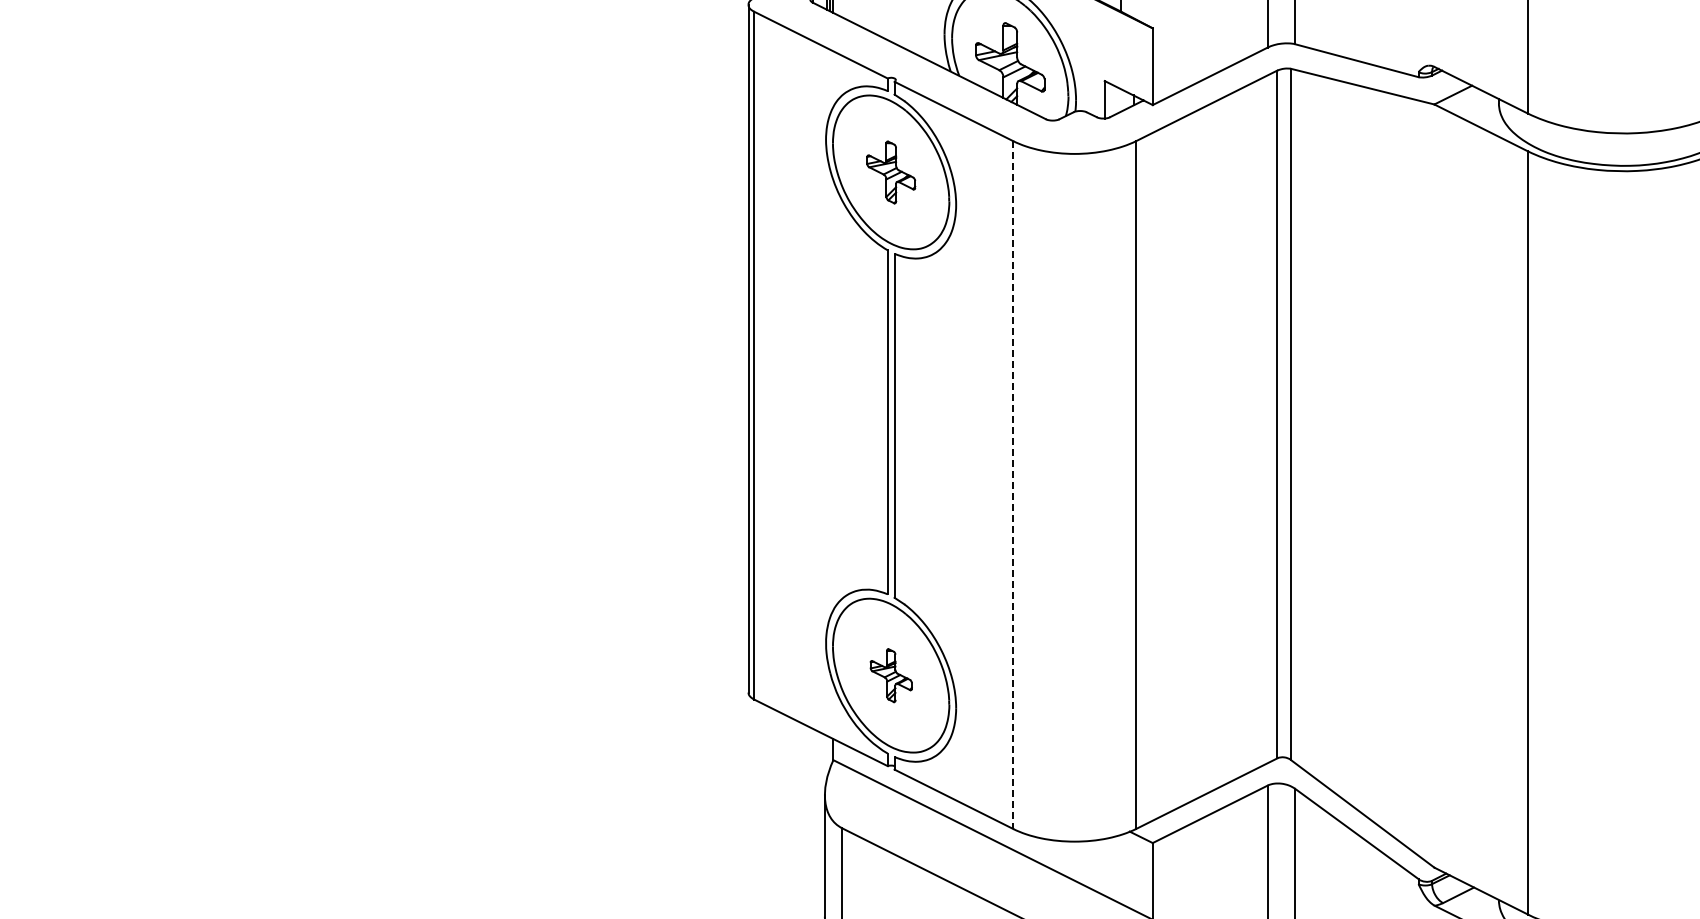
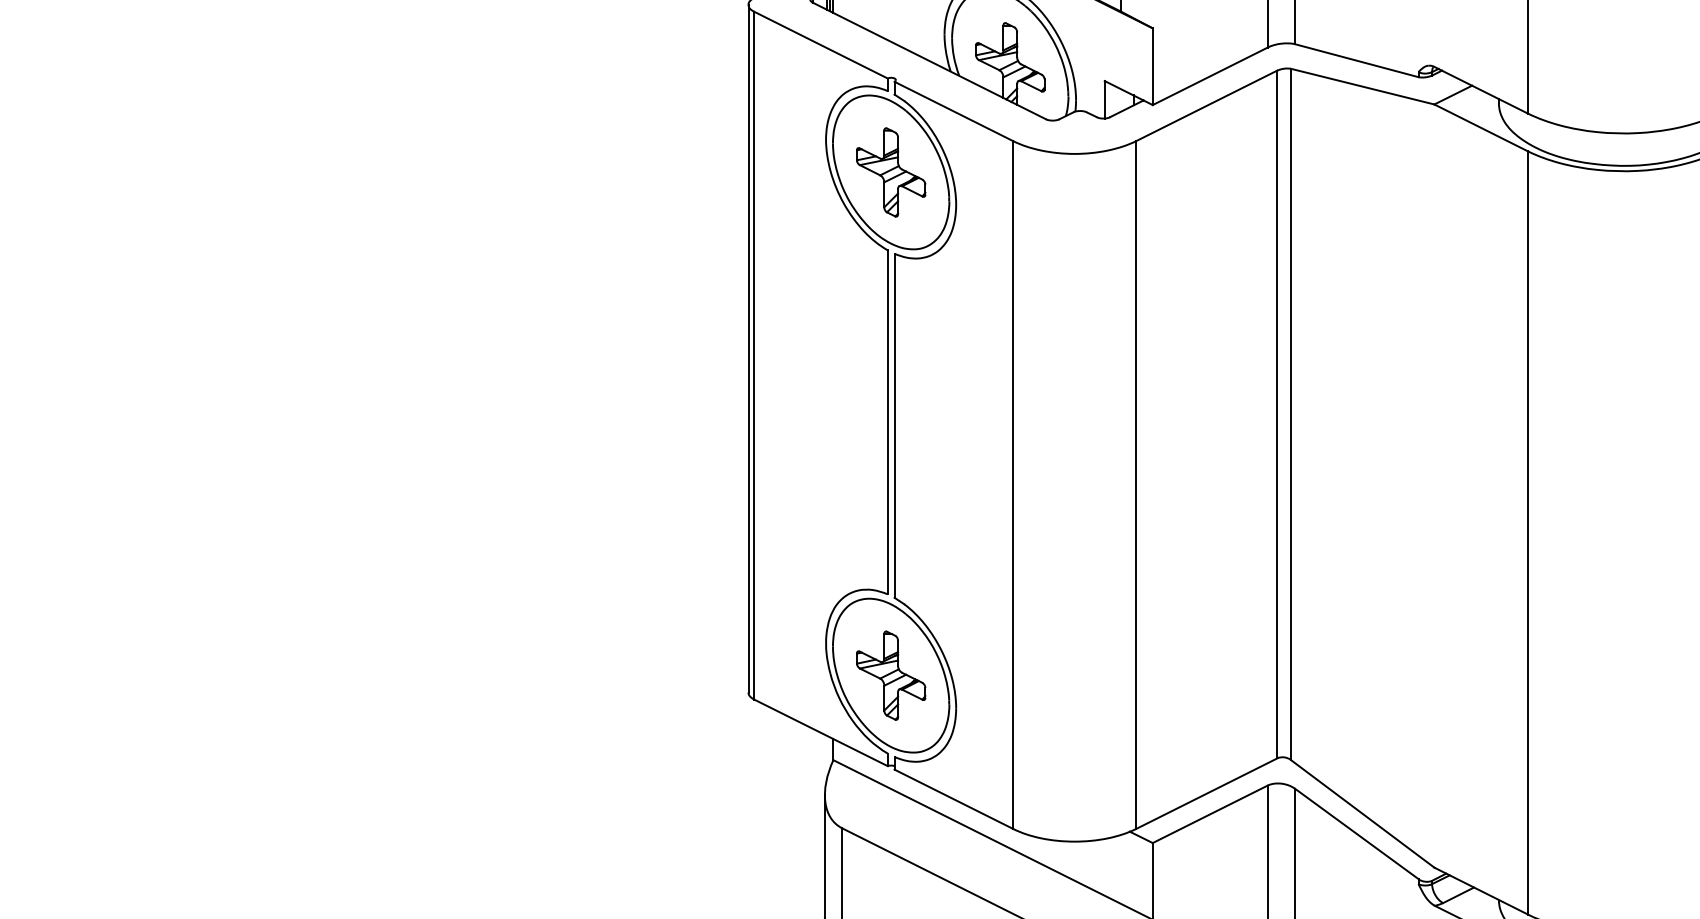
part size: 51x65 px -> 71x91 px (891, 172)
line: dashed -> solid (1013, 485)
part size: 44x56 px -> 71x91 px (891, 675)
